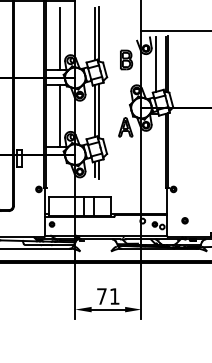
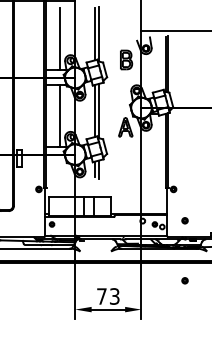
line: present -> none (156, 64)
part: none -> present (184, 280)
text: 71 -> 73 (114, 296)
